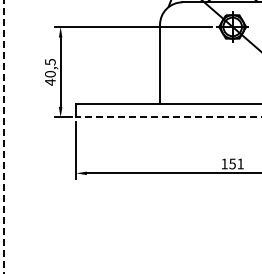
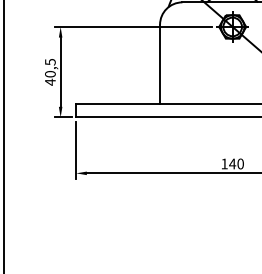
line: dashed -> solid (168, 117)
line: dashed -> solid (3, 137)
text: 151 -> 140 (236, 163)
